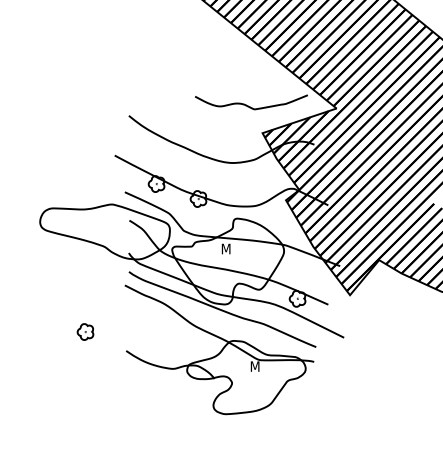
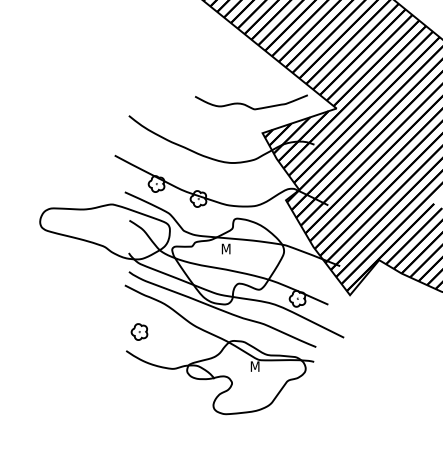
part position: (85, 331) -> (139, 331) (139, 331)
